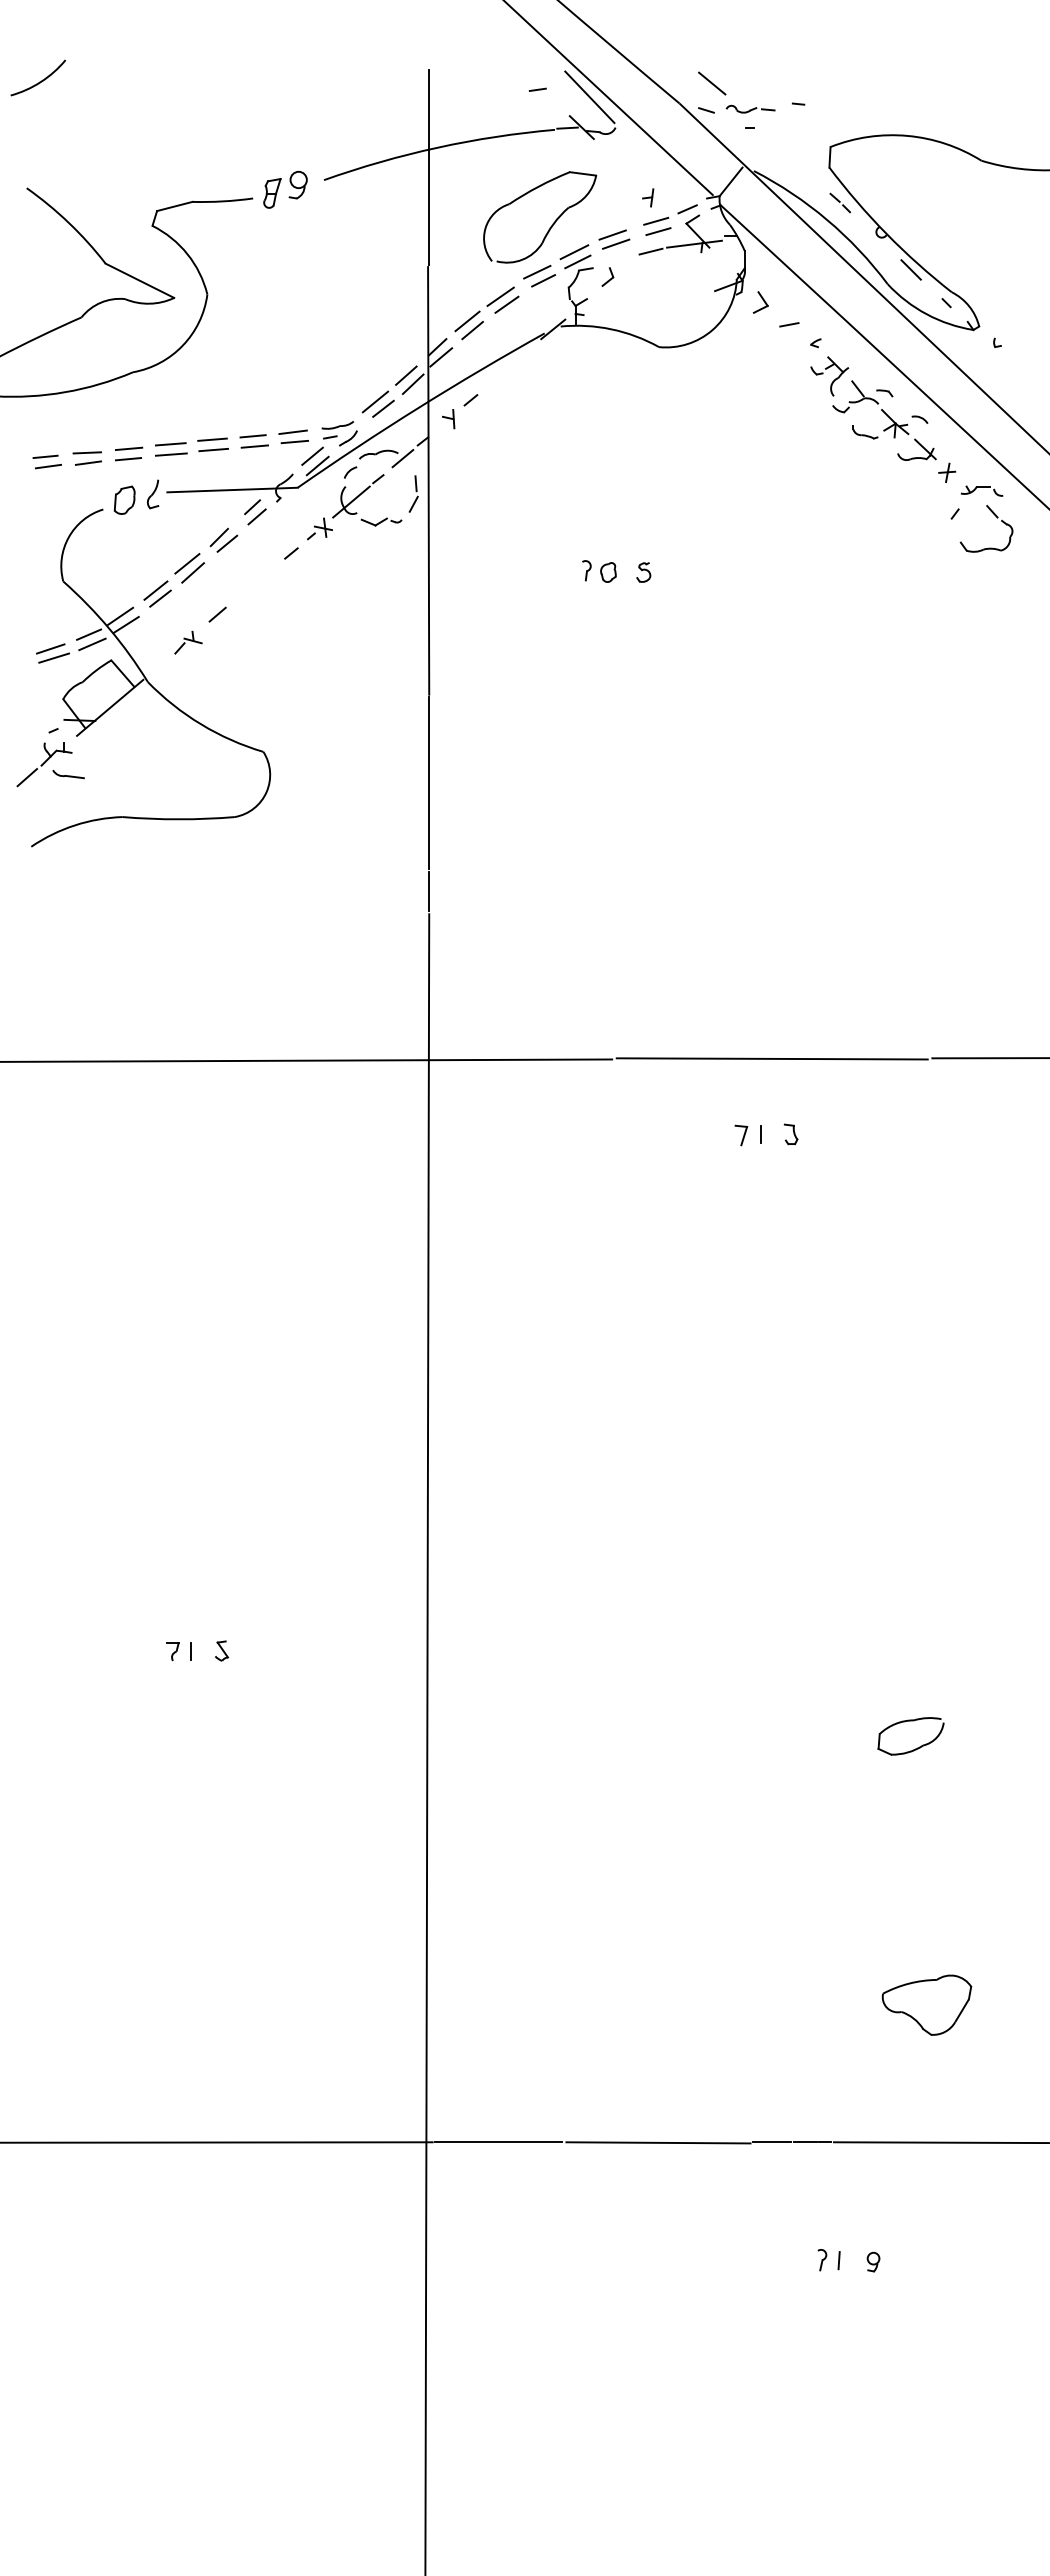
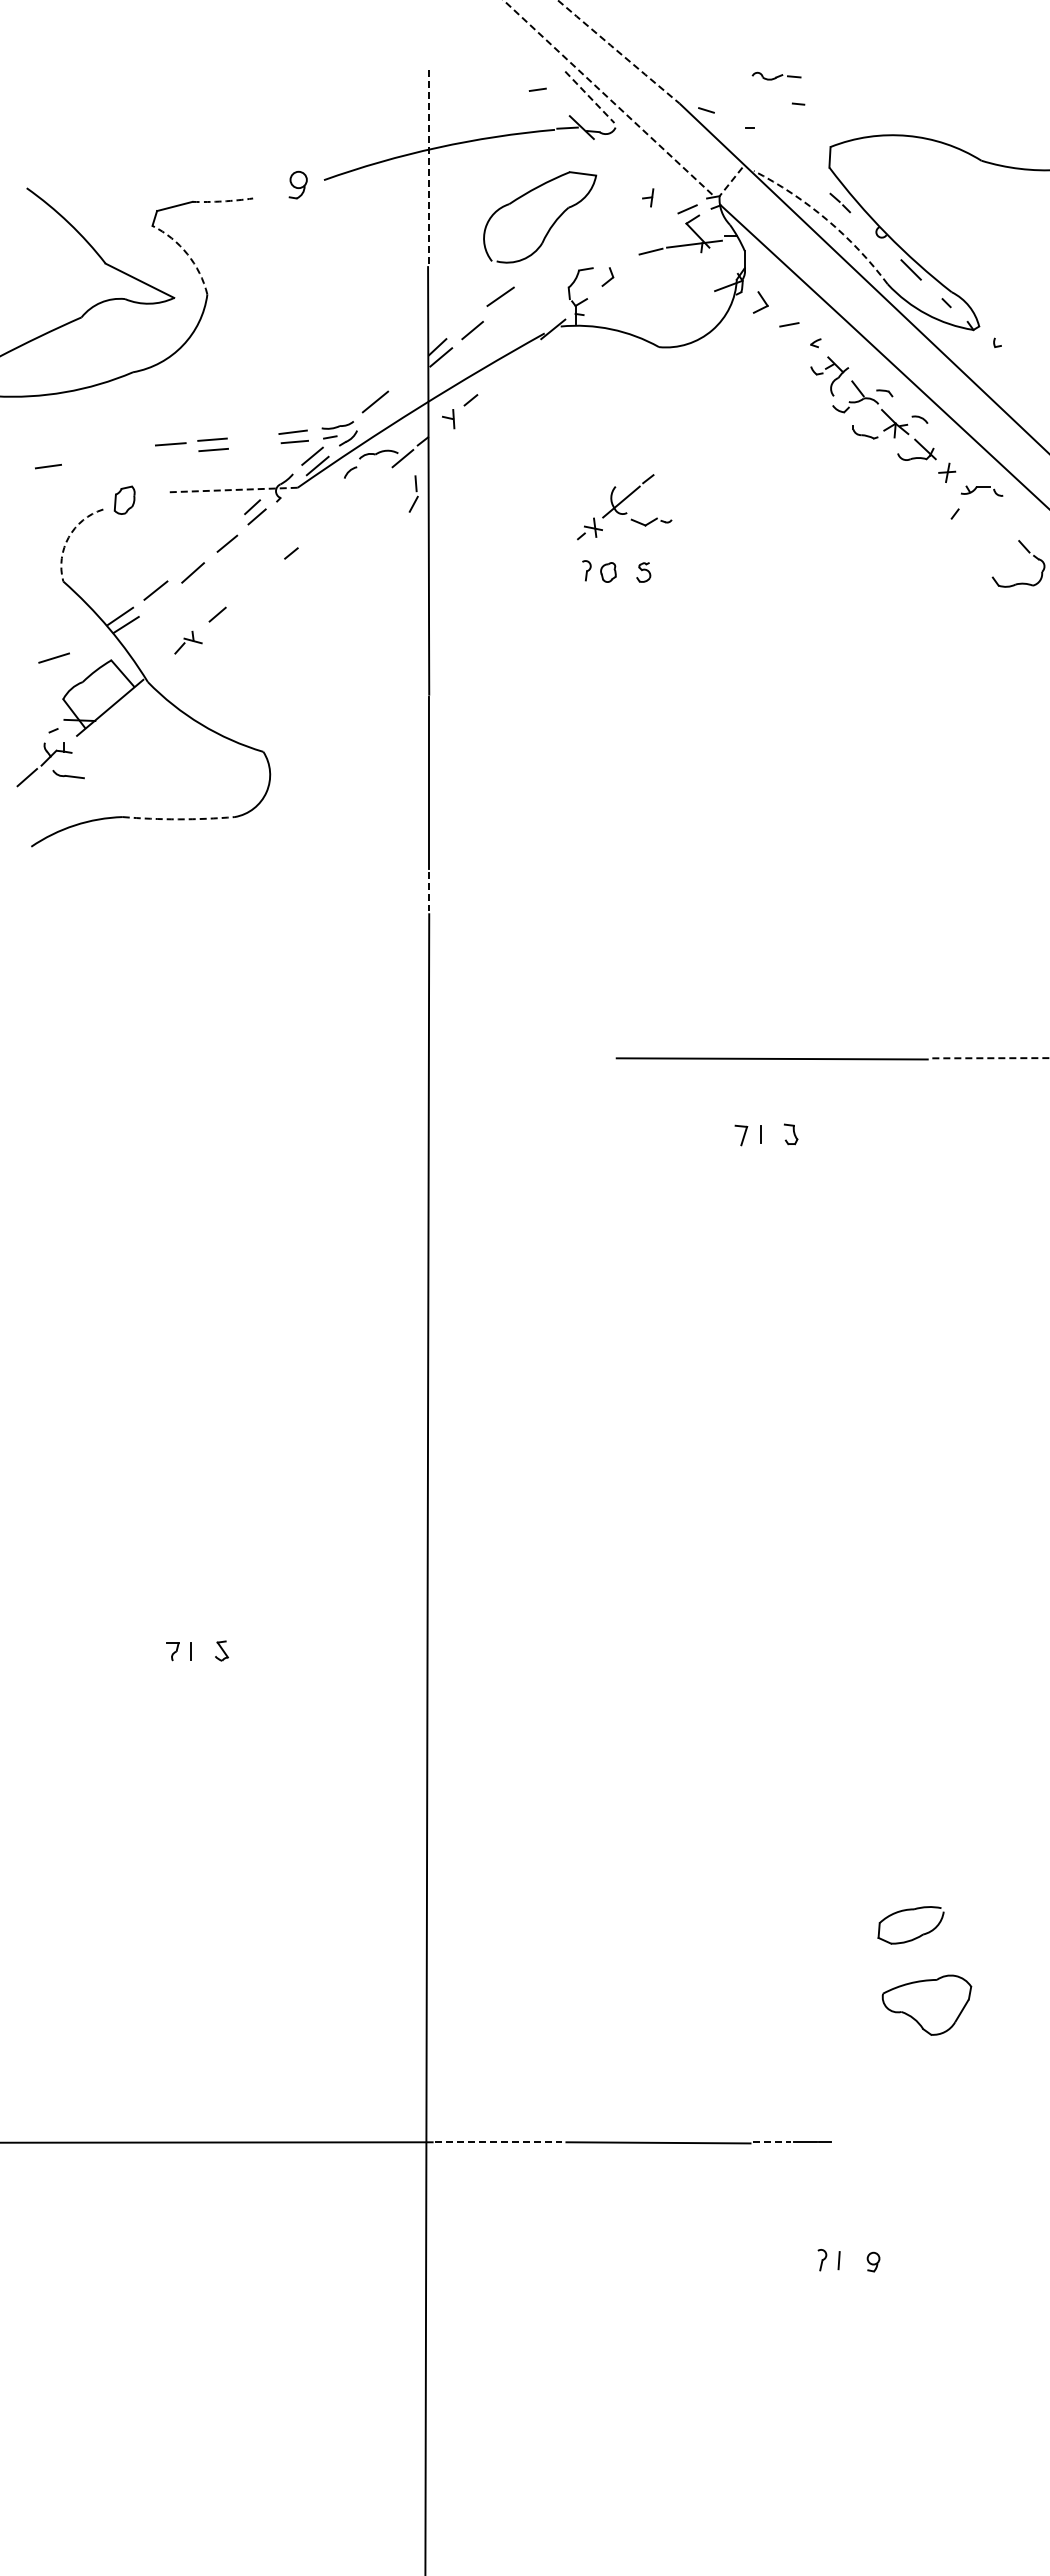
arc: solid -> dashed (618, 51)
arc: present -> none (39, 81)
line: present -> none (712, 83)
line: solid -> dashed (589, 97)
line: solid -> dashed (608, 97)
part position: (750, 108) -> (776, 75) (776, 75)
line: solid -> dashed (429, 168)
line: solid -> dashed (730, 182)
part: present -> none (272, 193)
arc: solid -> dashed (222, 201)
line: present -> none (656, 220)
arc: solid -> dashed (827, 220)
line: present -> none (658, 231)
line: present -> none (612, 234)
line: present -> none (616, 243)
line: present -> none (574, 252)
arc: solid -> dashed (187, 254)
line: present -> none (577, 261)
line: present -> none (537, 271)
line: present -> none (543, 280)
line: present -> none (506, 304)
line: present -> none (467, 321)
line: present -> none (406, 375)
line: present -> none (412, 384)
line: present -> none (383, 408)
line: present -> none (252, 436)
line: present -> none (254, 446)
line: present -> none (128, 448)
line: present -> none (87, 452)
line: present -> none (171, 454)
line: present -> none (45, 456)
line: present -> none (128, 459)
line: present -> none (88, 462)
line: solid -> dashed (232, 490)
part: present -> none (153, 494)
part position: (354, 507) -> (624, 507) (624, 507)
part position: (996, 517) -> (1028, 552) (1028, 552)
arc: solid -> dashed (68, 537)
line: present -> none (218, 537)
line: present -> none (187, 563)
line: present -> none (160, 598)
line: present -> none (89, 634)
line: present -> none (92, 644)
line: present -> none (50, 648)
arc: solid -> dashed (178, 819)
line: solid -> dashed (429, 891)
line: solid -> dashed (991, 1058)
line: present -> none (307, 1060)
part position: (915, 1748) -> (915, 1937) (915, 1937)
line: solid -> dashed (498, 2142)
line: solid -> dashed (771, 2142)
line: present -> none (939, 2142)
